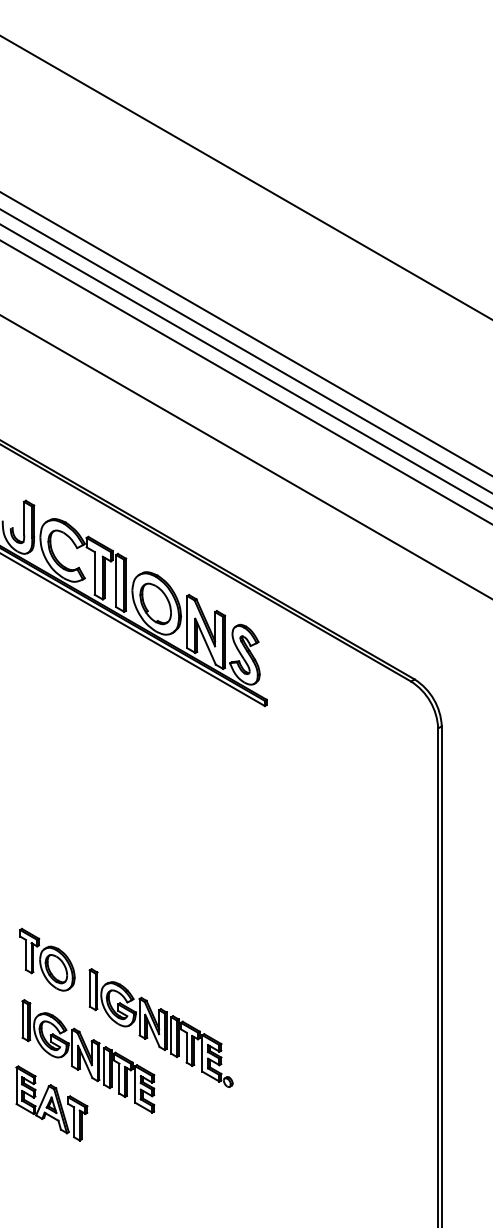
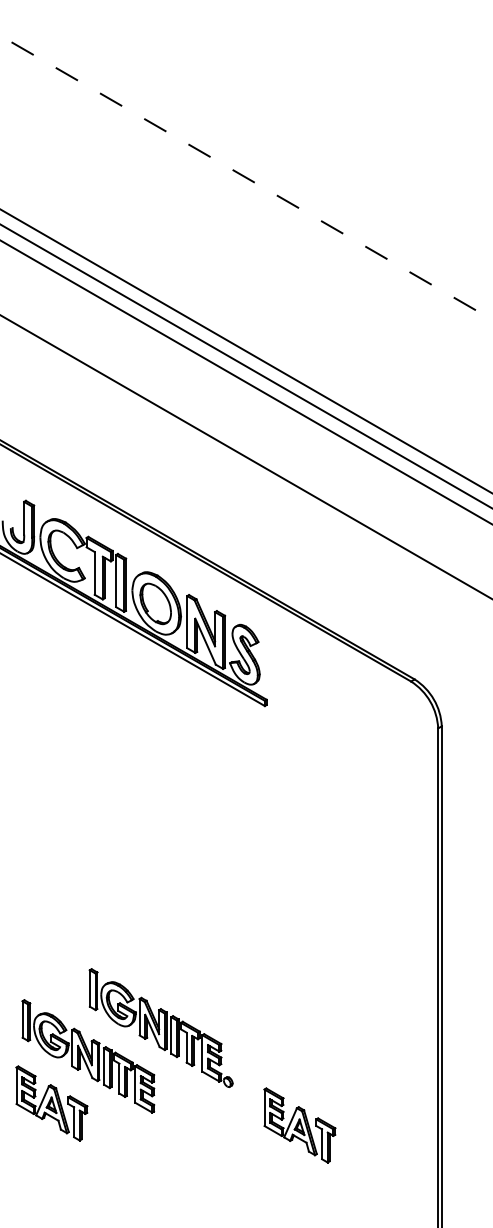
line: solid -> dashed (245, 177)
line: present -> none (245, 333)
part: present -> none (47, 959)
part: none -> present (299, 1125)
